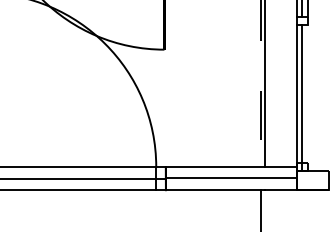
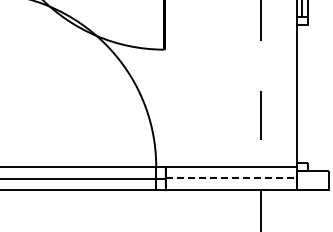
line: present -> none (264, 84)
line: present -> none (302, 97)
line: solid -> dashed (231, 177)
